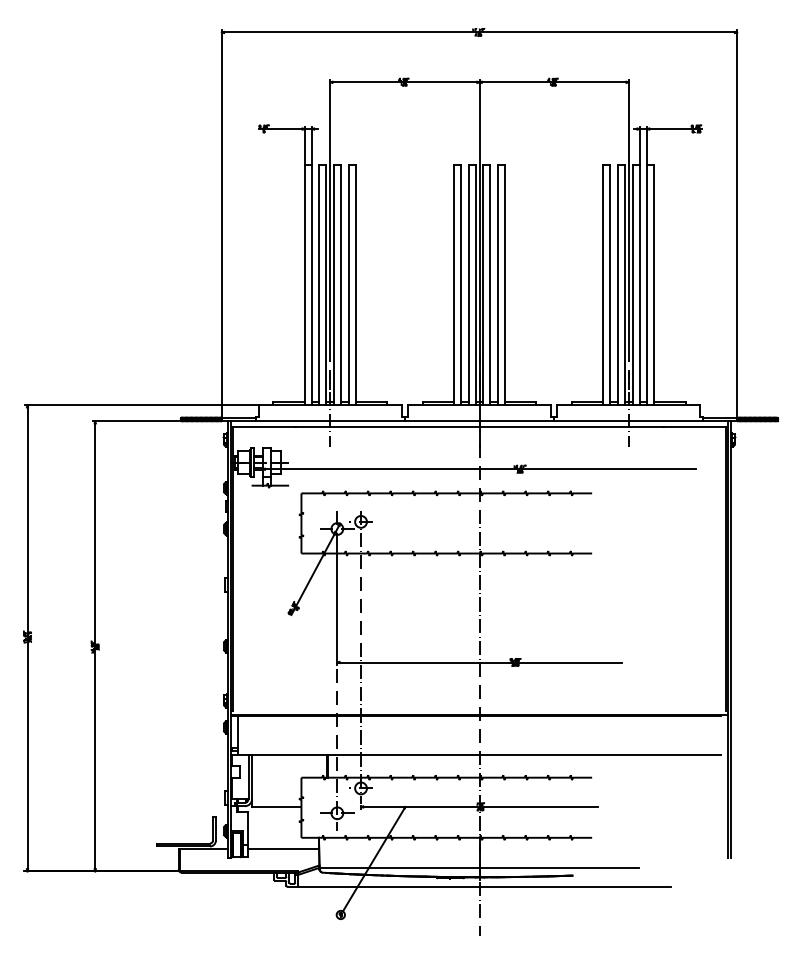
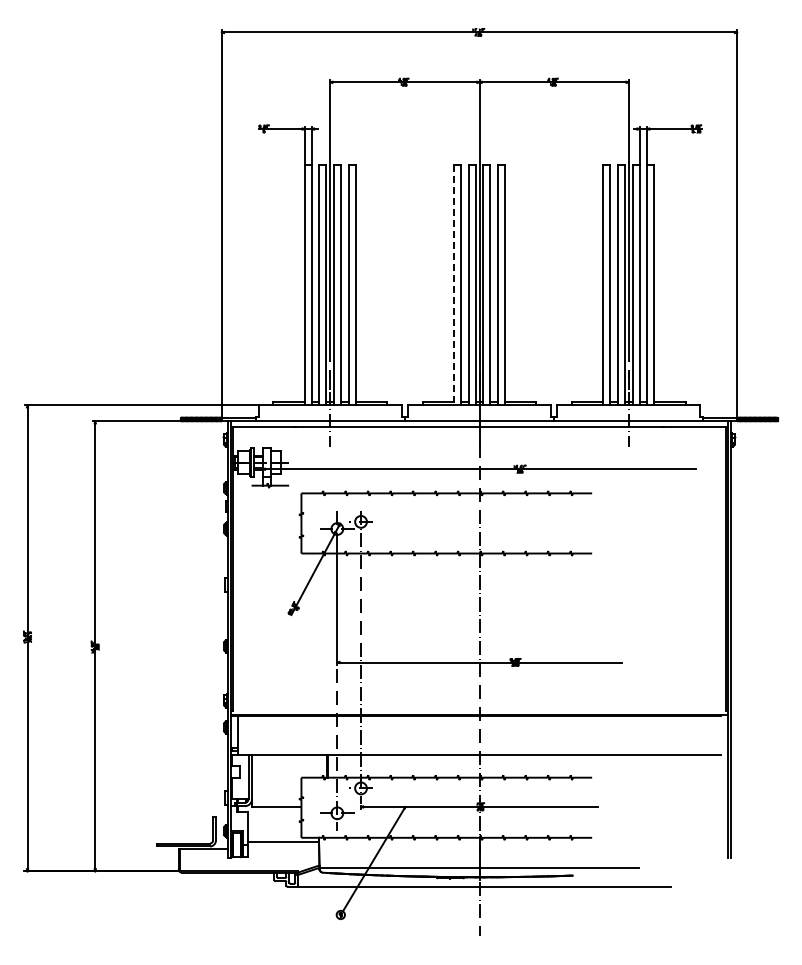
line: solid -> dashed (454, 285)
line position: (283, 848) -> (283, 841) (283, 841)
